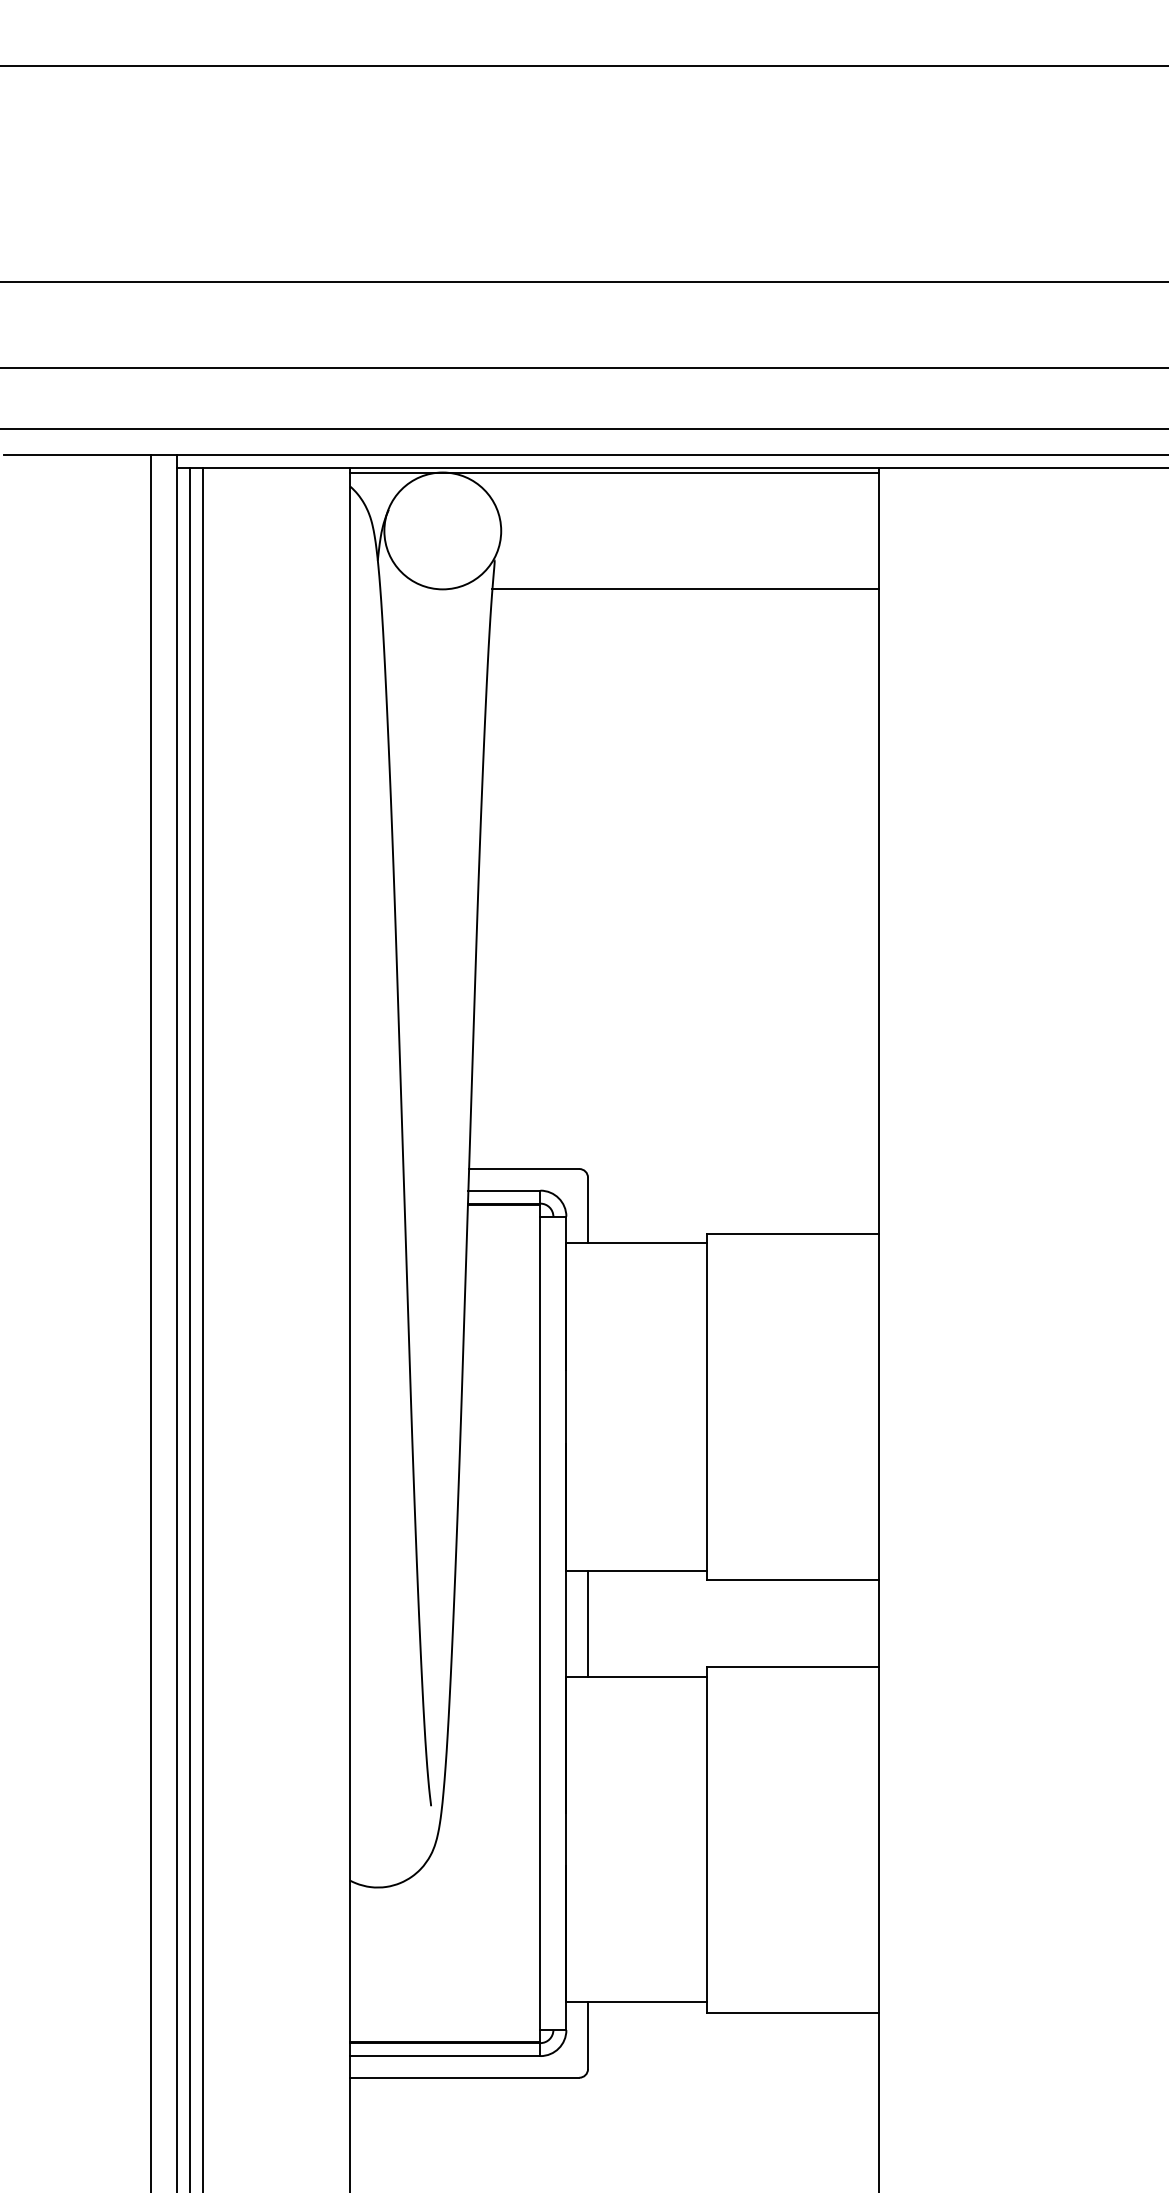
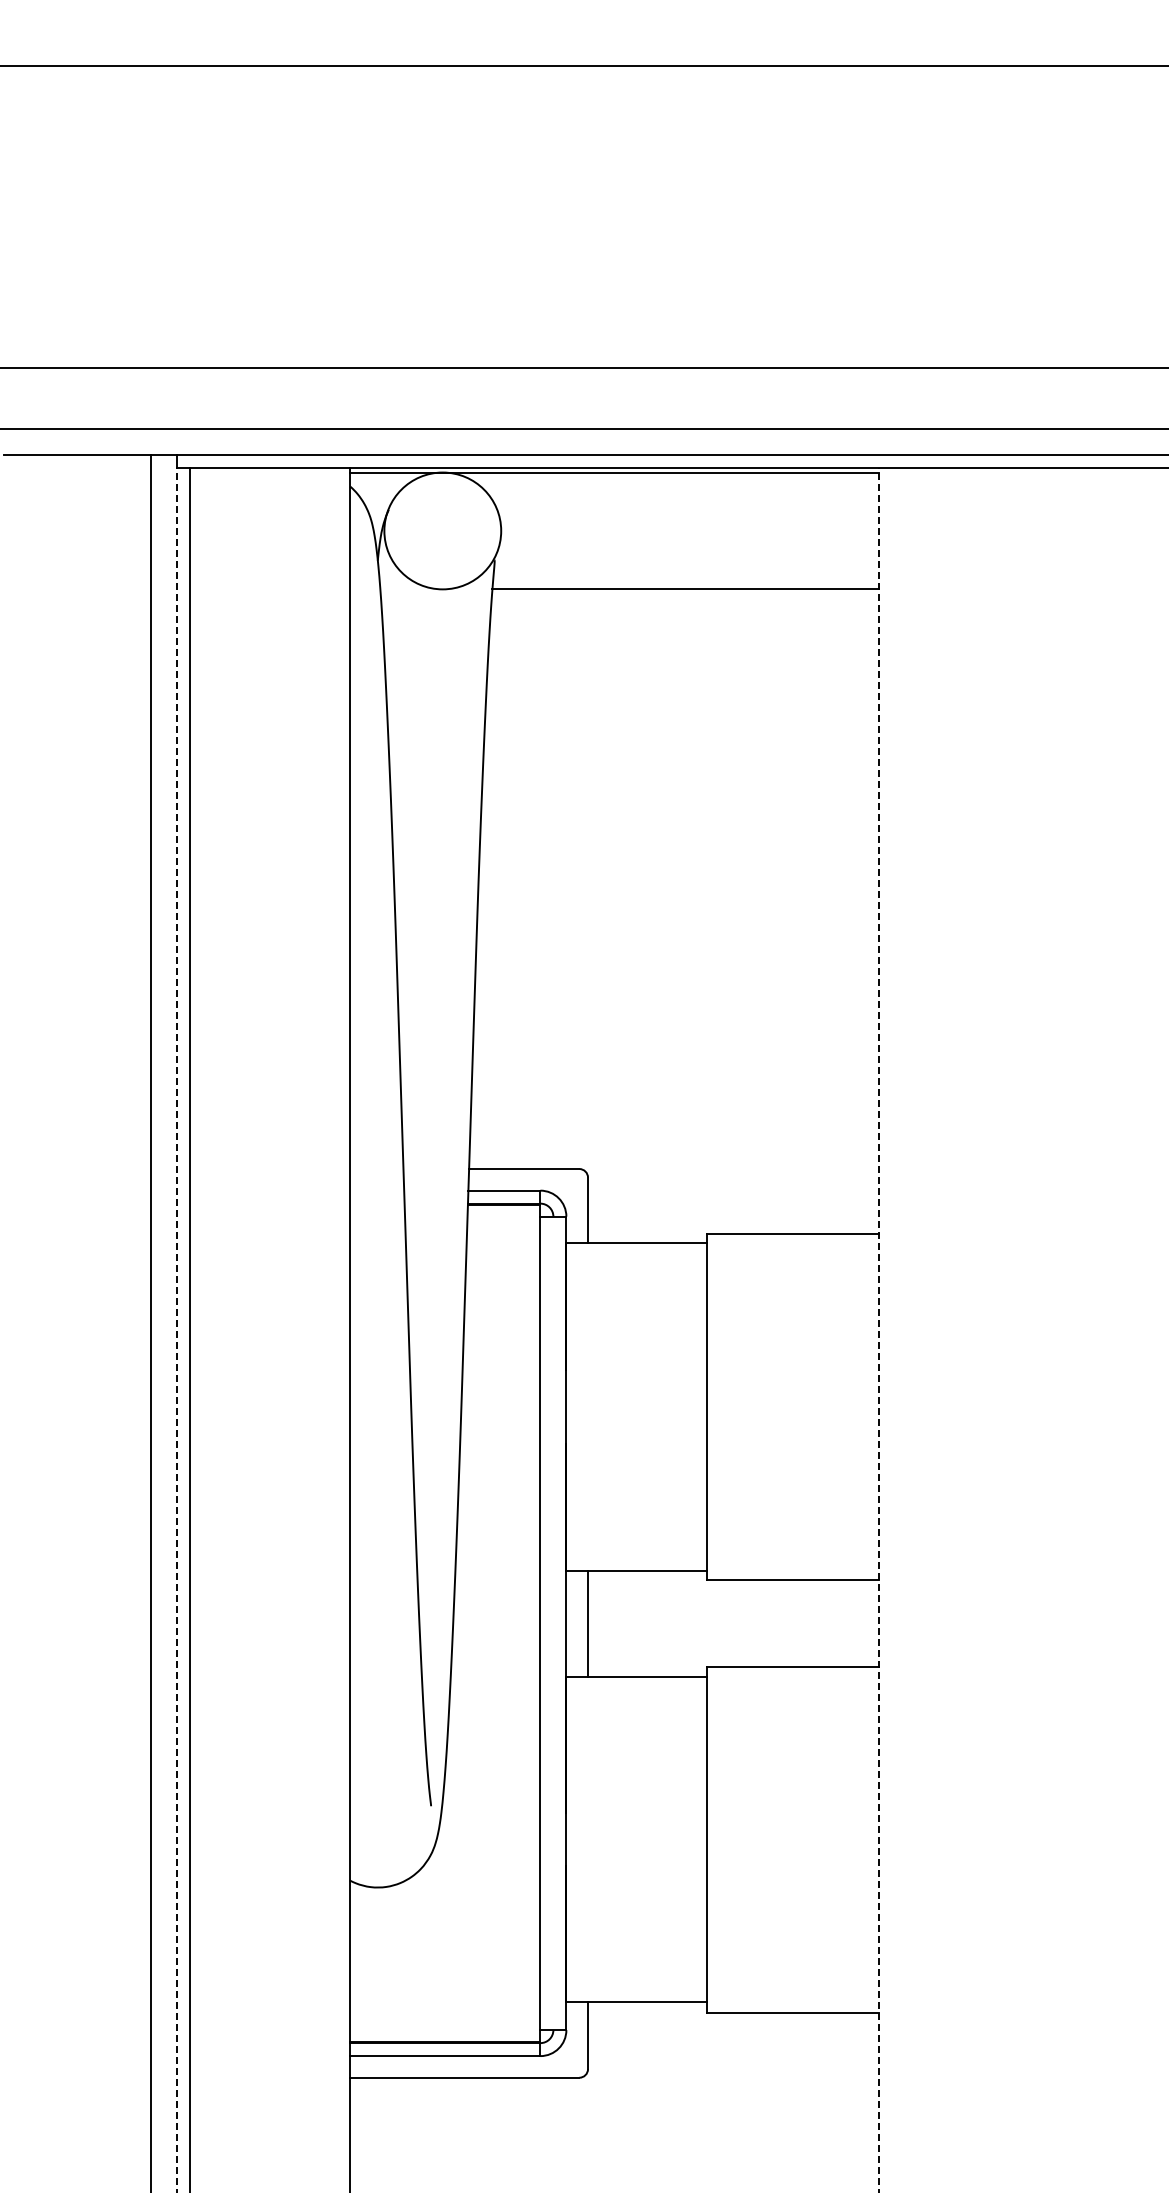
line: present -> none (583, 281)
line: present -> none (202, 1328)
line: solid -> dashed (176, 1329)
line: solid -> dashed (878, 1329)
